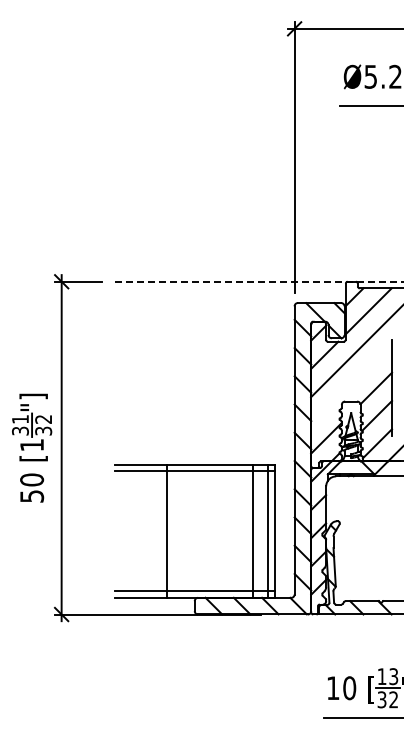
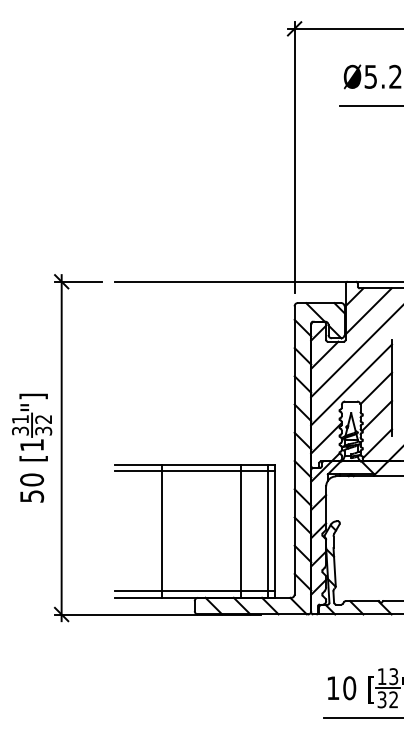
line: dashed -> solid (259, 281)
line: none -> present (351, 384)
line position: (166, 530) -> (161, 530) (161, 530)
line position: (253, 530) -> (241, 530) (241, 530)
